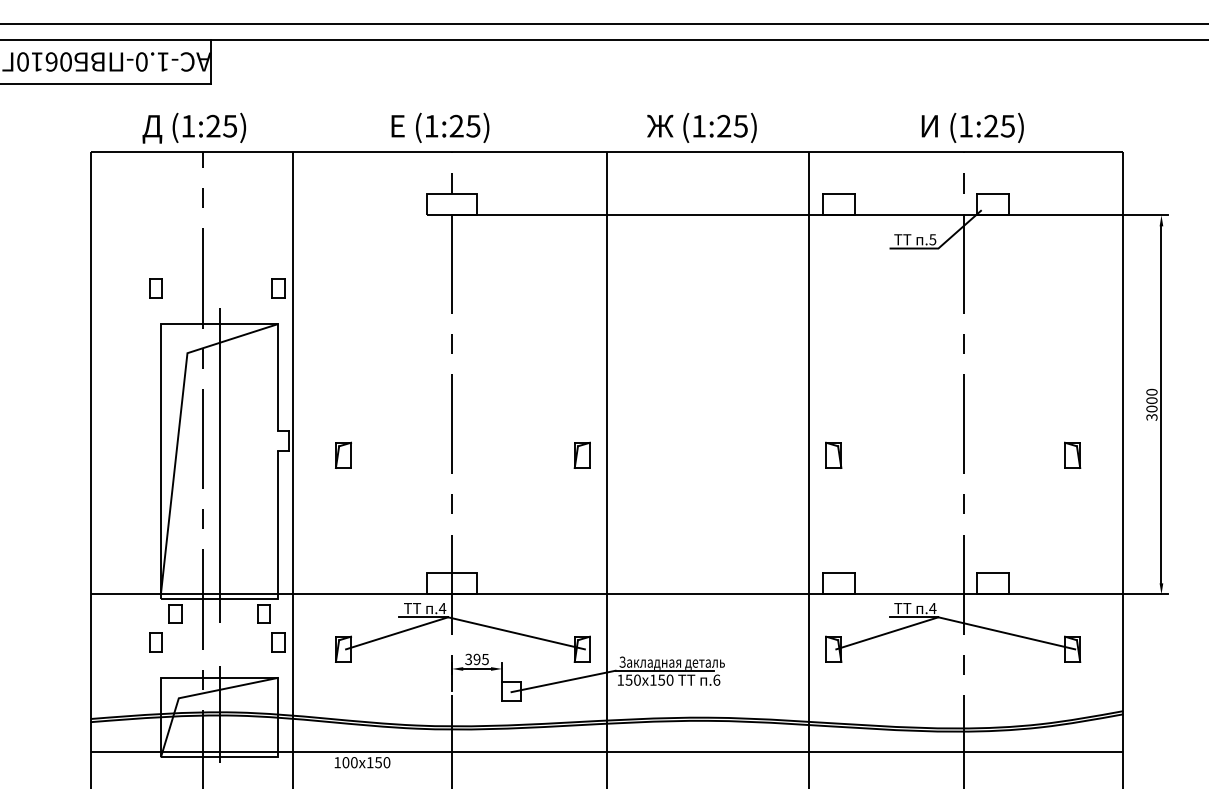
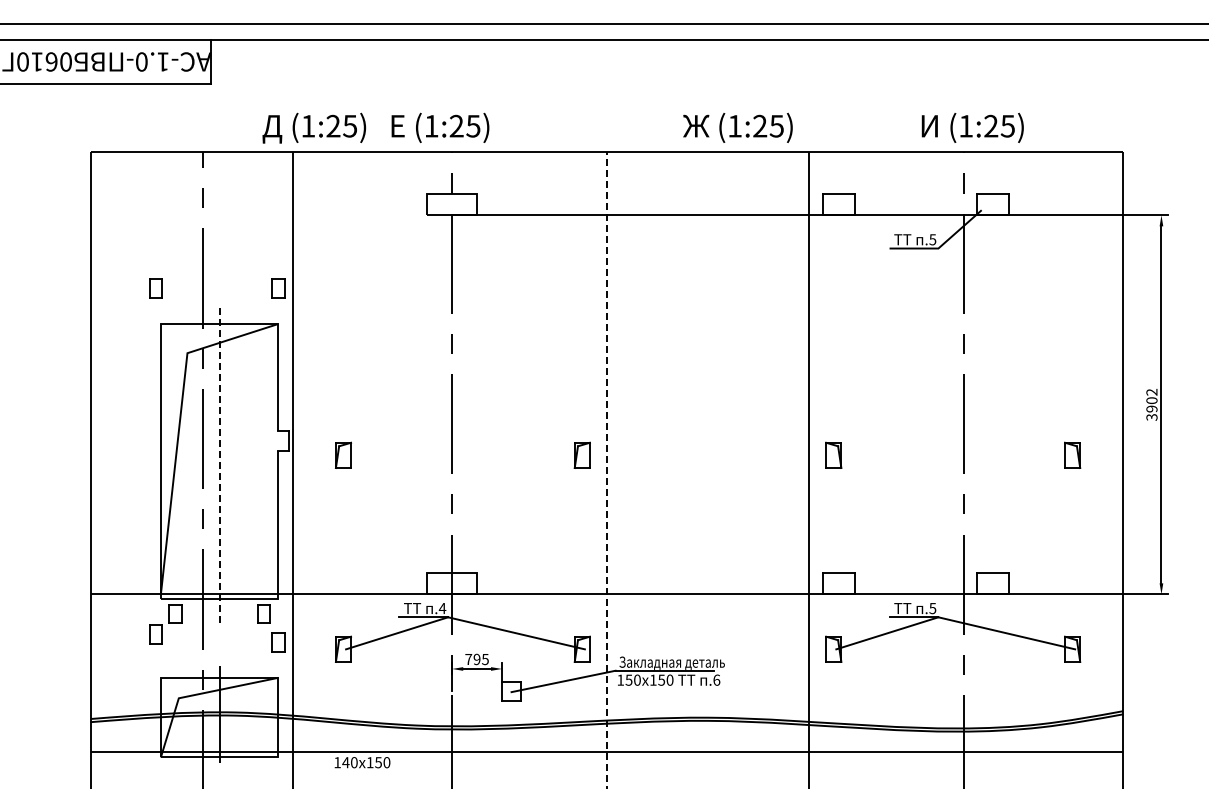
text position: (194, 127) -> (314, 127) (314, 127)
text position: (701, 127) -> (737, 127) (737, 127)
text: 3000 -> 3902 (1151, 400)
line: solid -> dashed (219, 465)
line: solid -> dashed (606, 470)
text: .4 -> .5 (932, 608)
part position: (155, 642) -> (155, 634) (155, 634)
text: 395 -> 795 (468, 659)
text: 100 -> 140 (345, 762)
